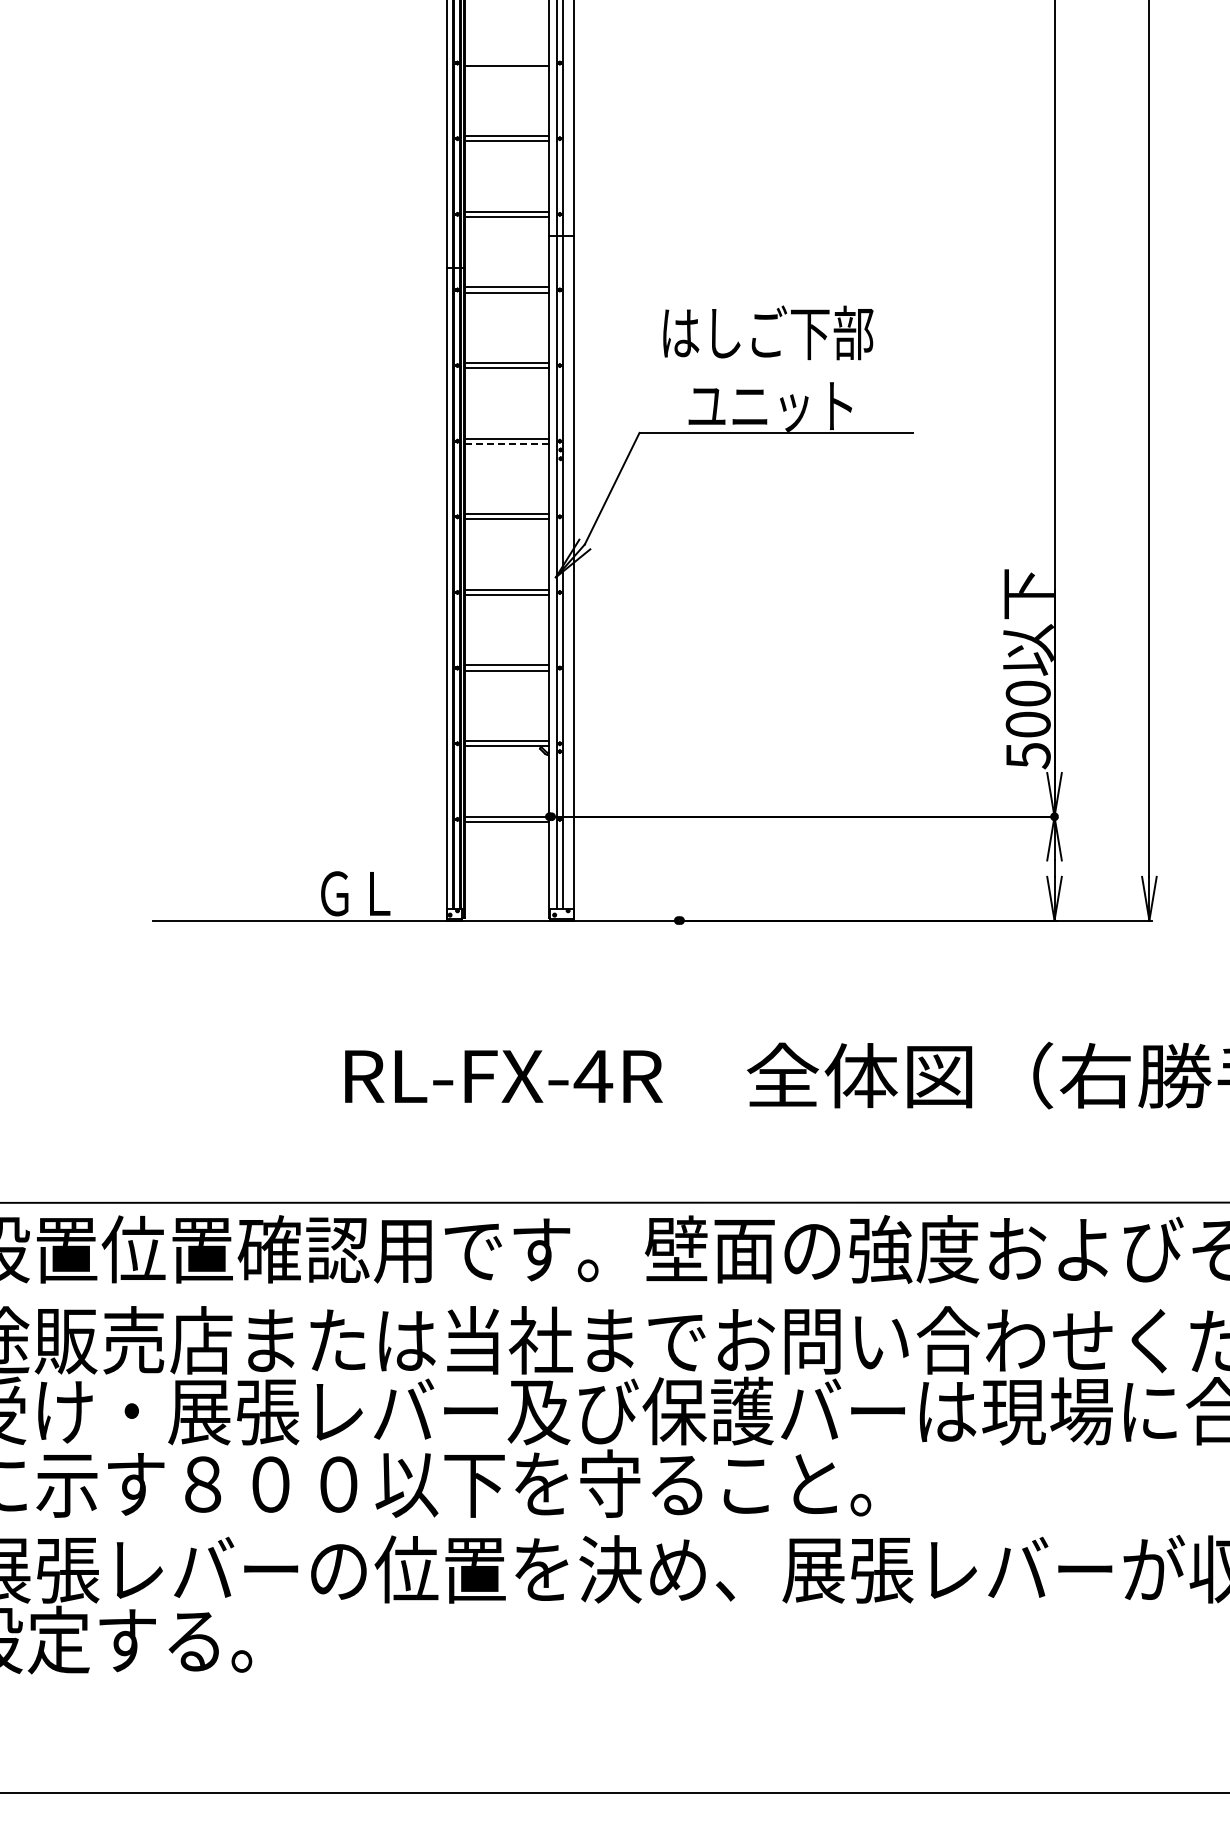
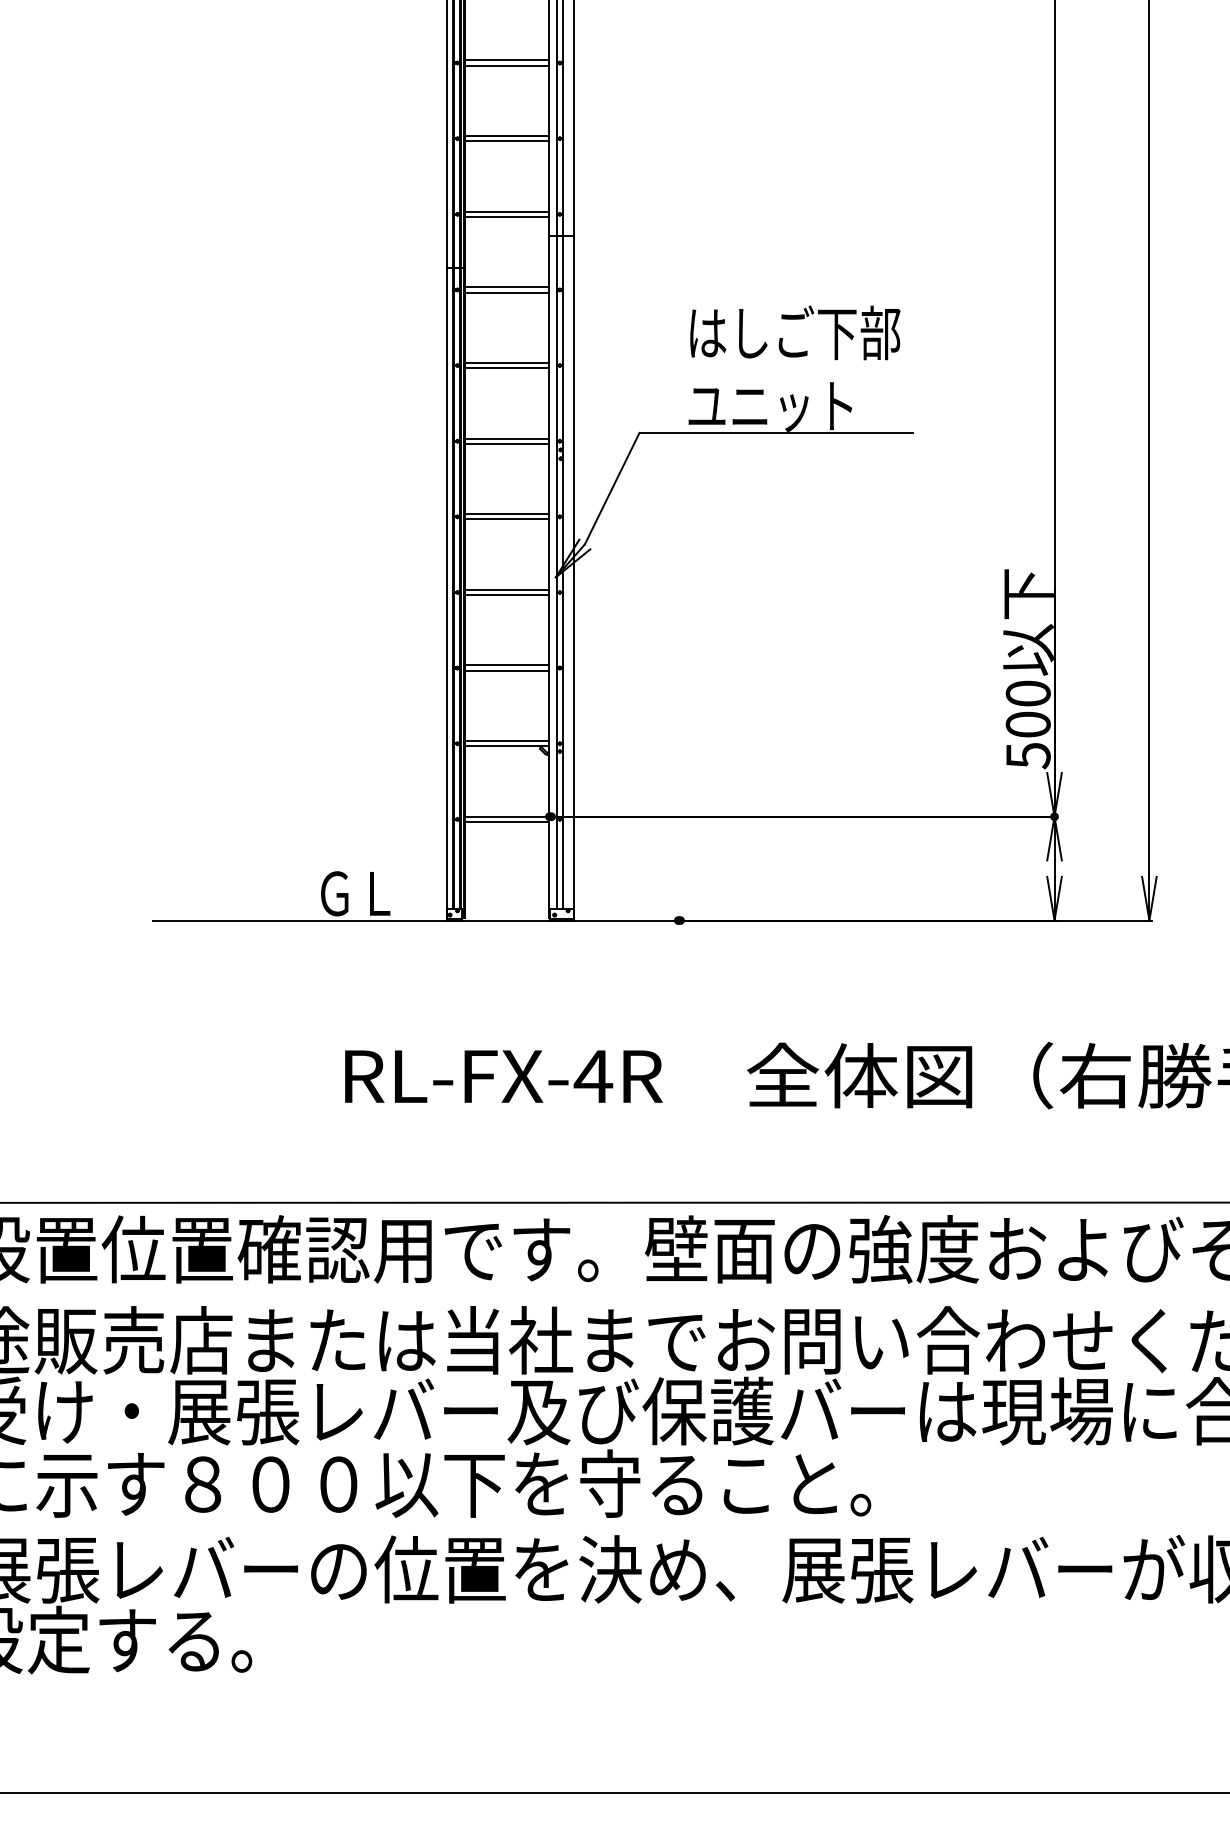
line: none -> present (506, 60)
text position: (768, 332) -> (795, 332) (795, 332)
line: dashed -> solid (507, 443)
